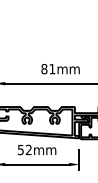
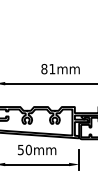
text: 52mm -> 50mm (28, 149)
